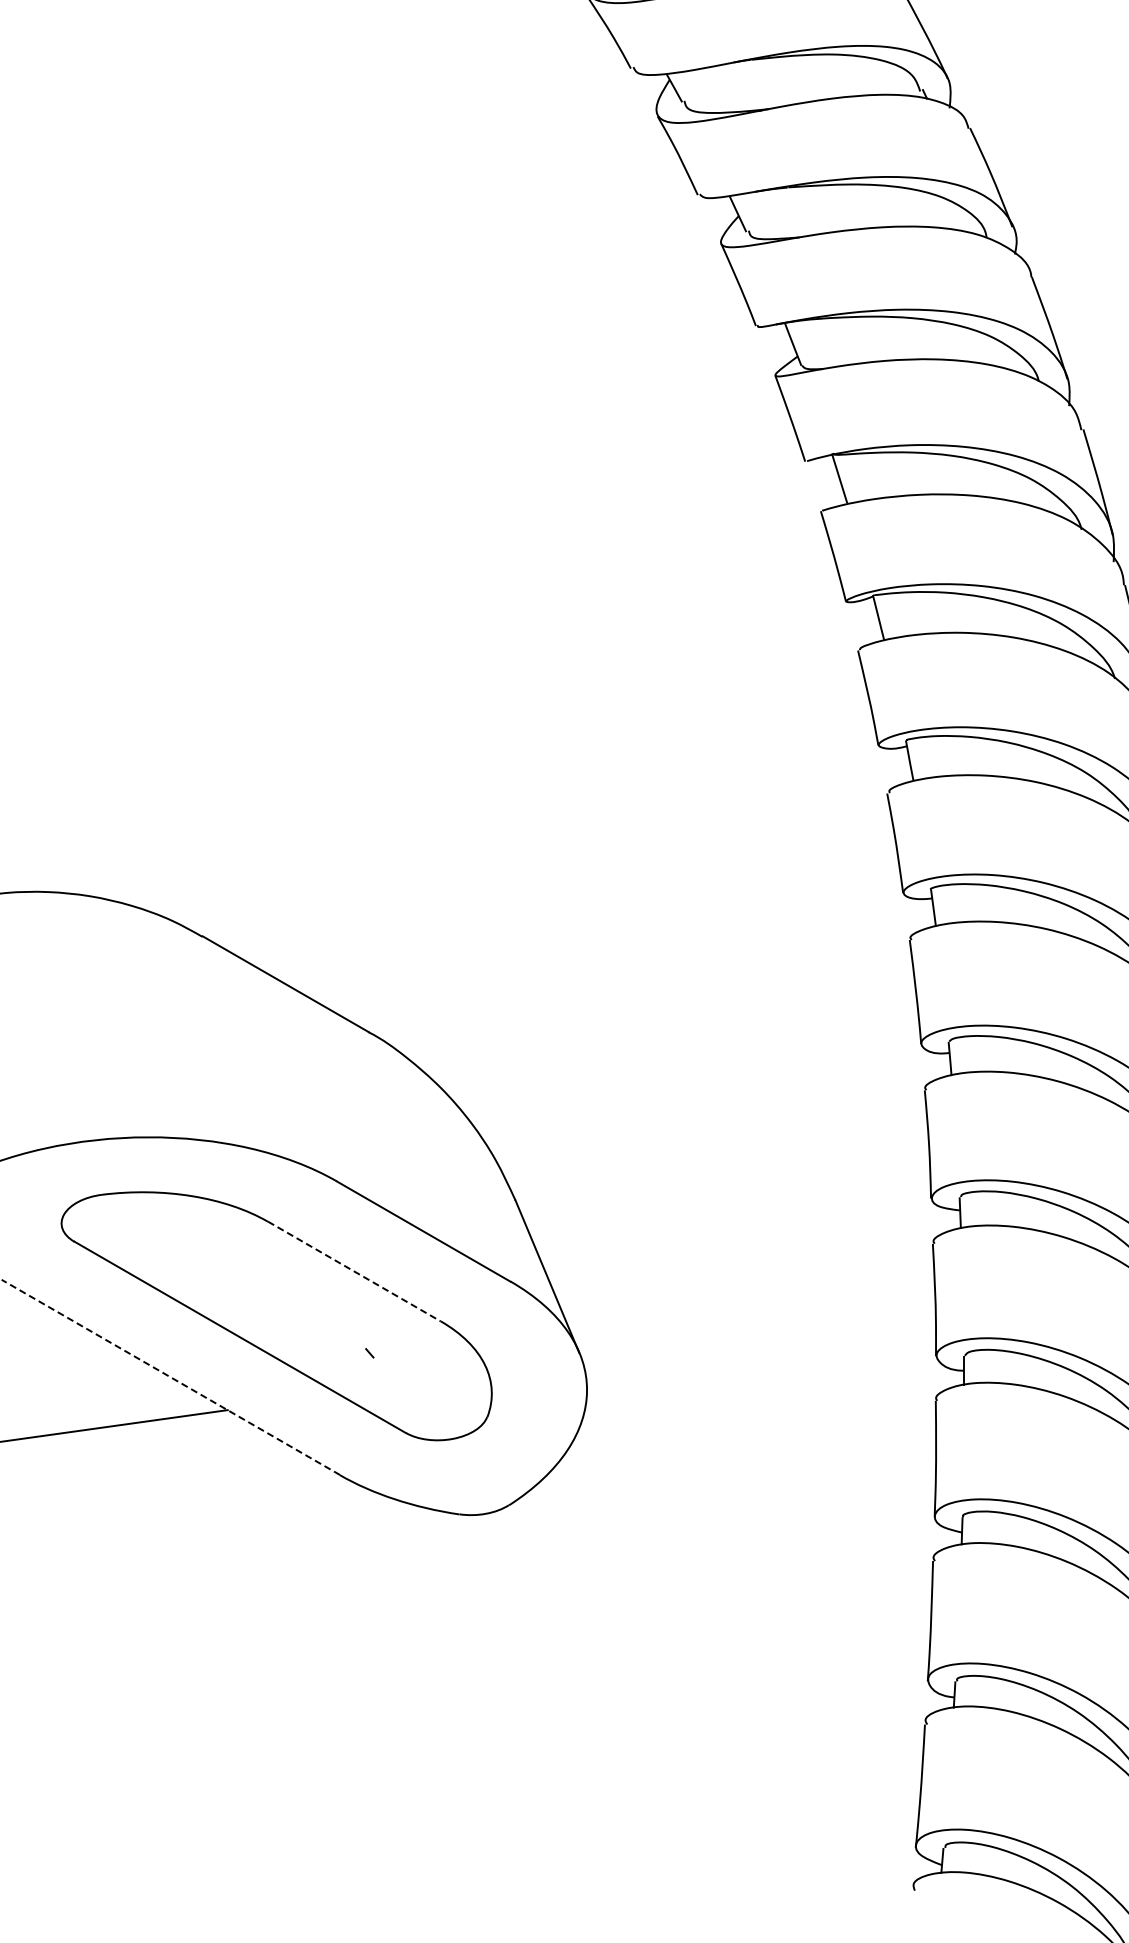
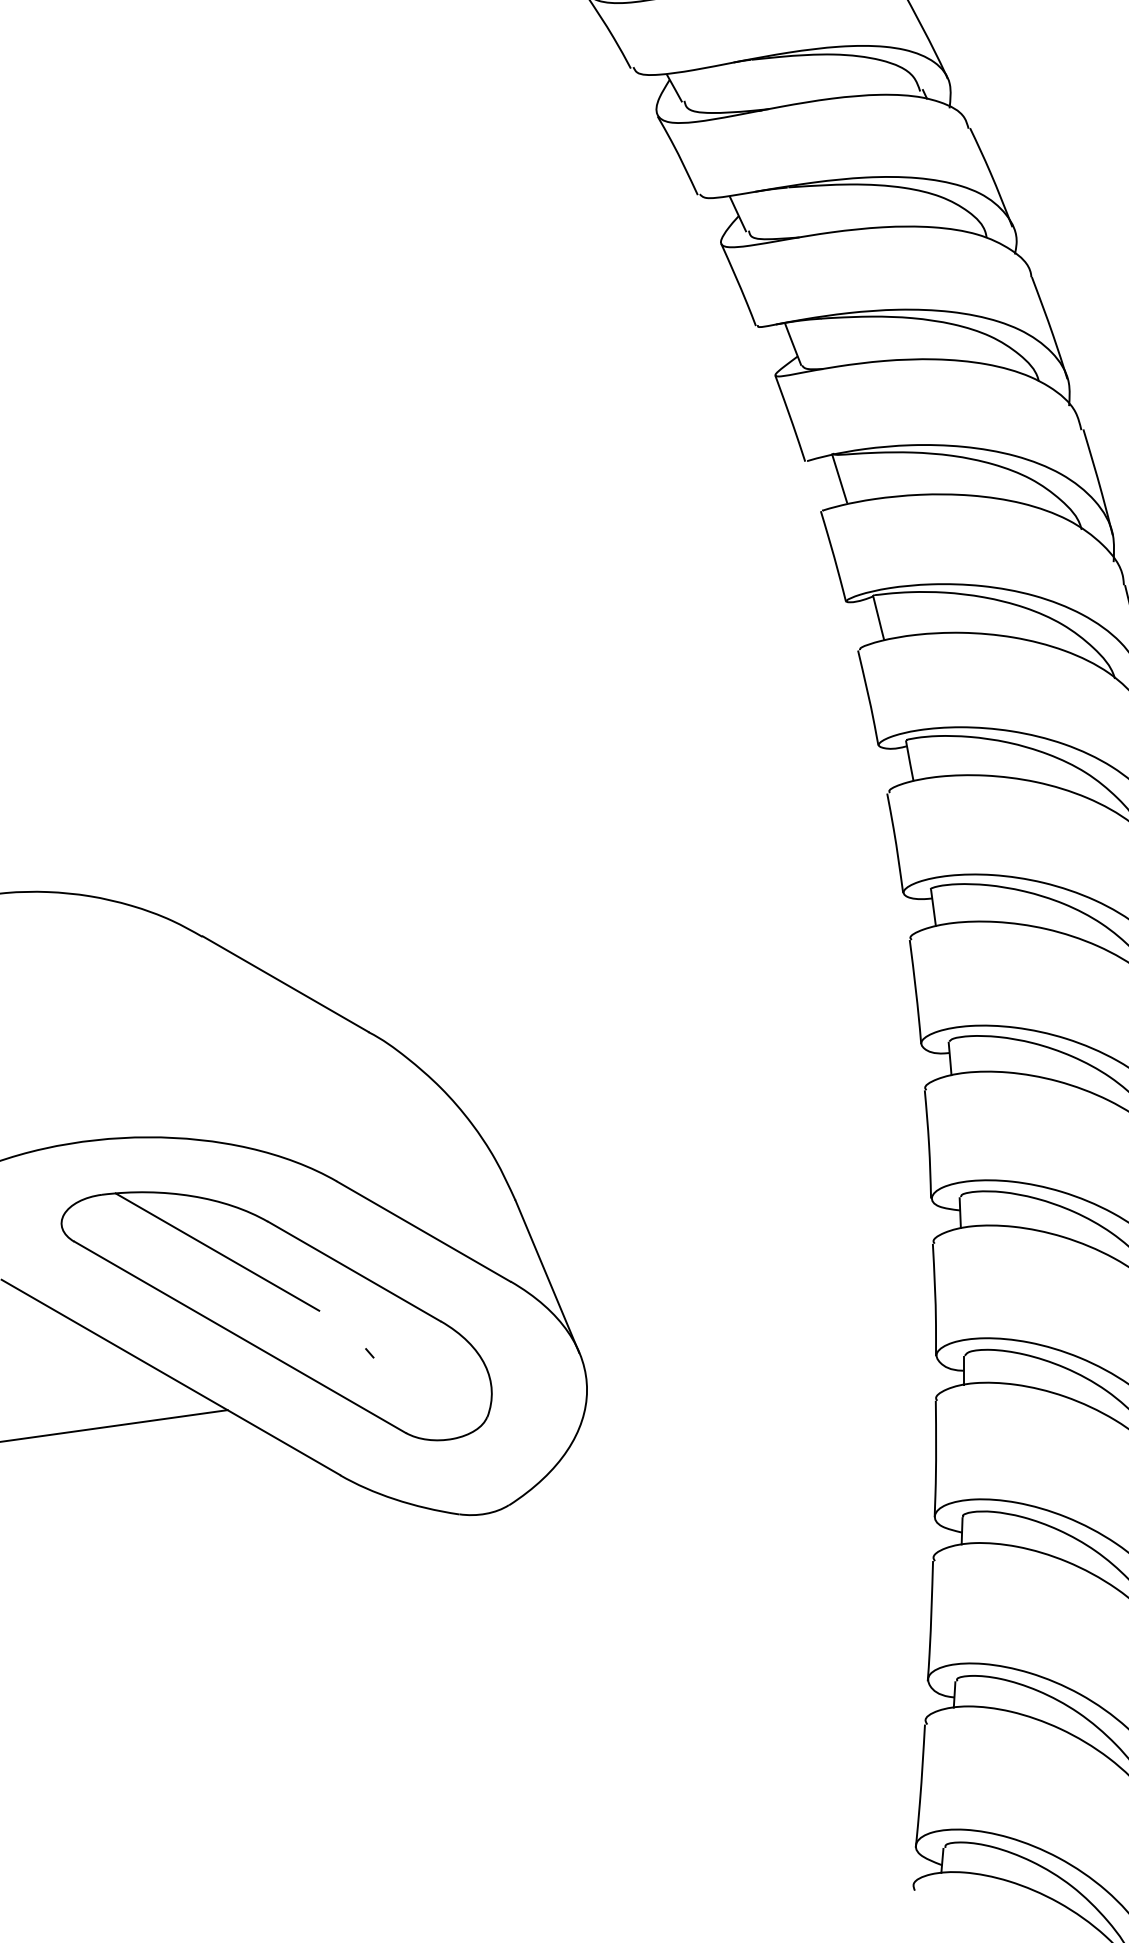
line: none -> present (217, 1251)
line: dashed -> solid (354, 1271)
line: dashed -> solid (170, 1377)
